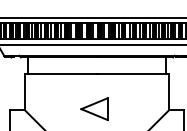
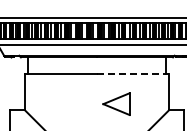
line: solid -> dashed (132, 73)
part position: (94, 108) -> (116, 103) (116, 103)
